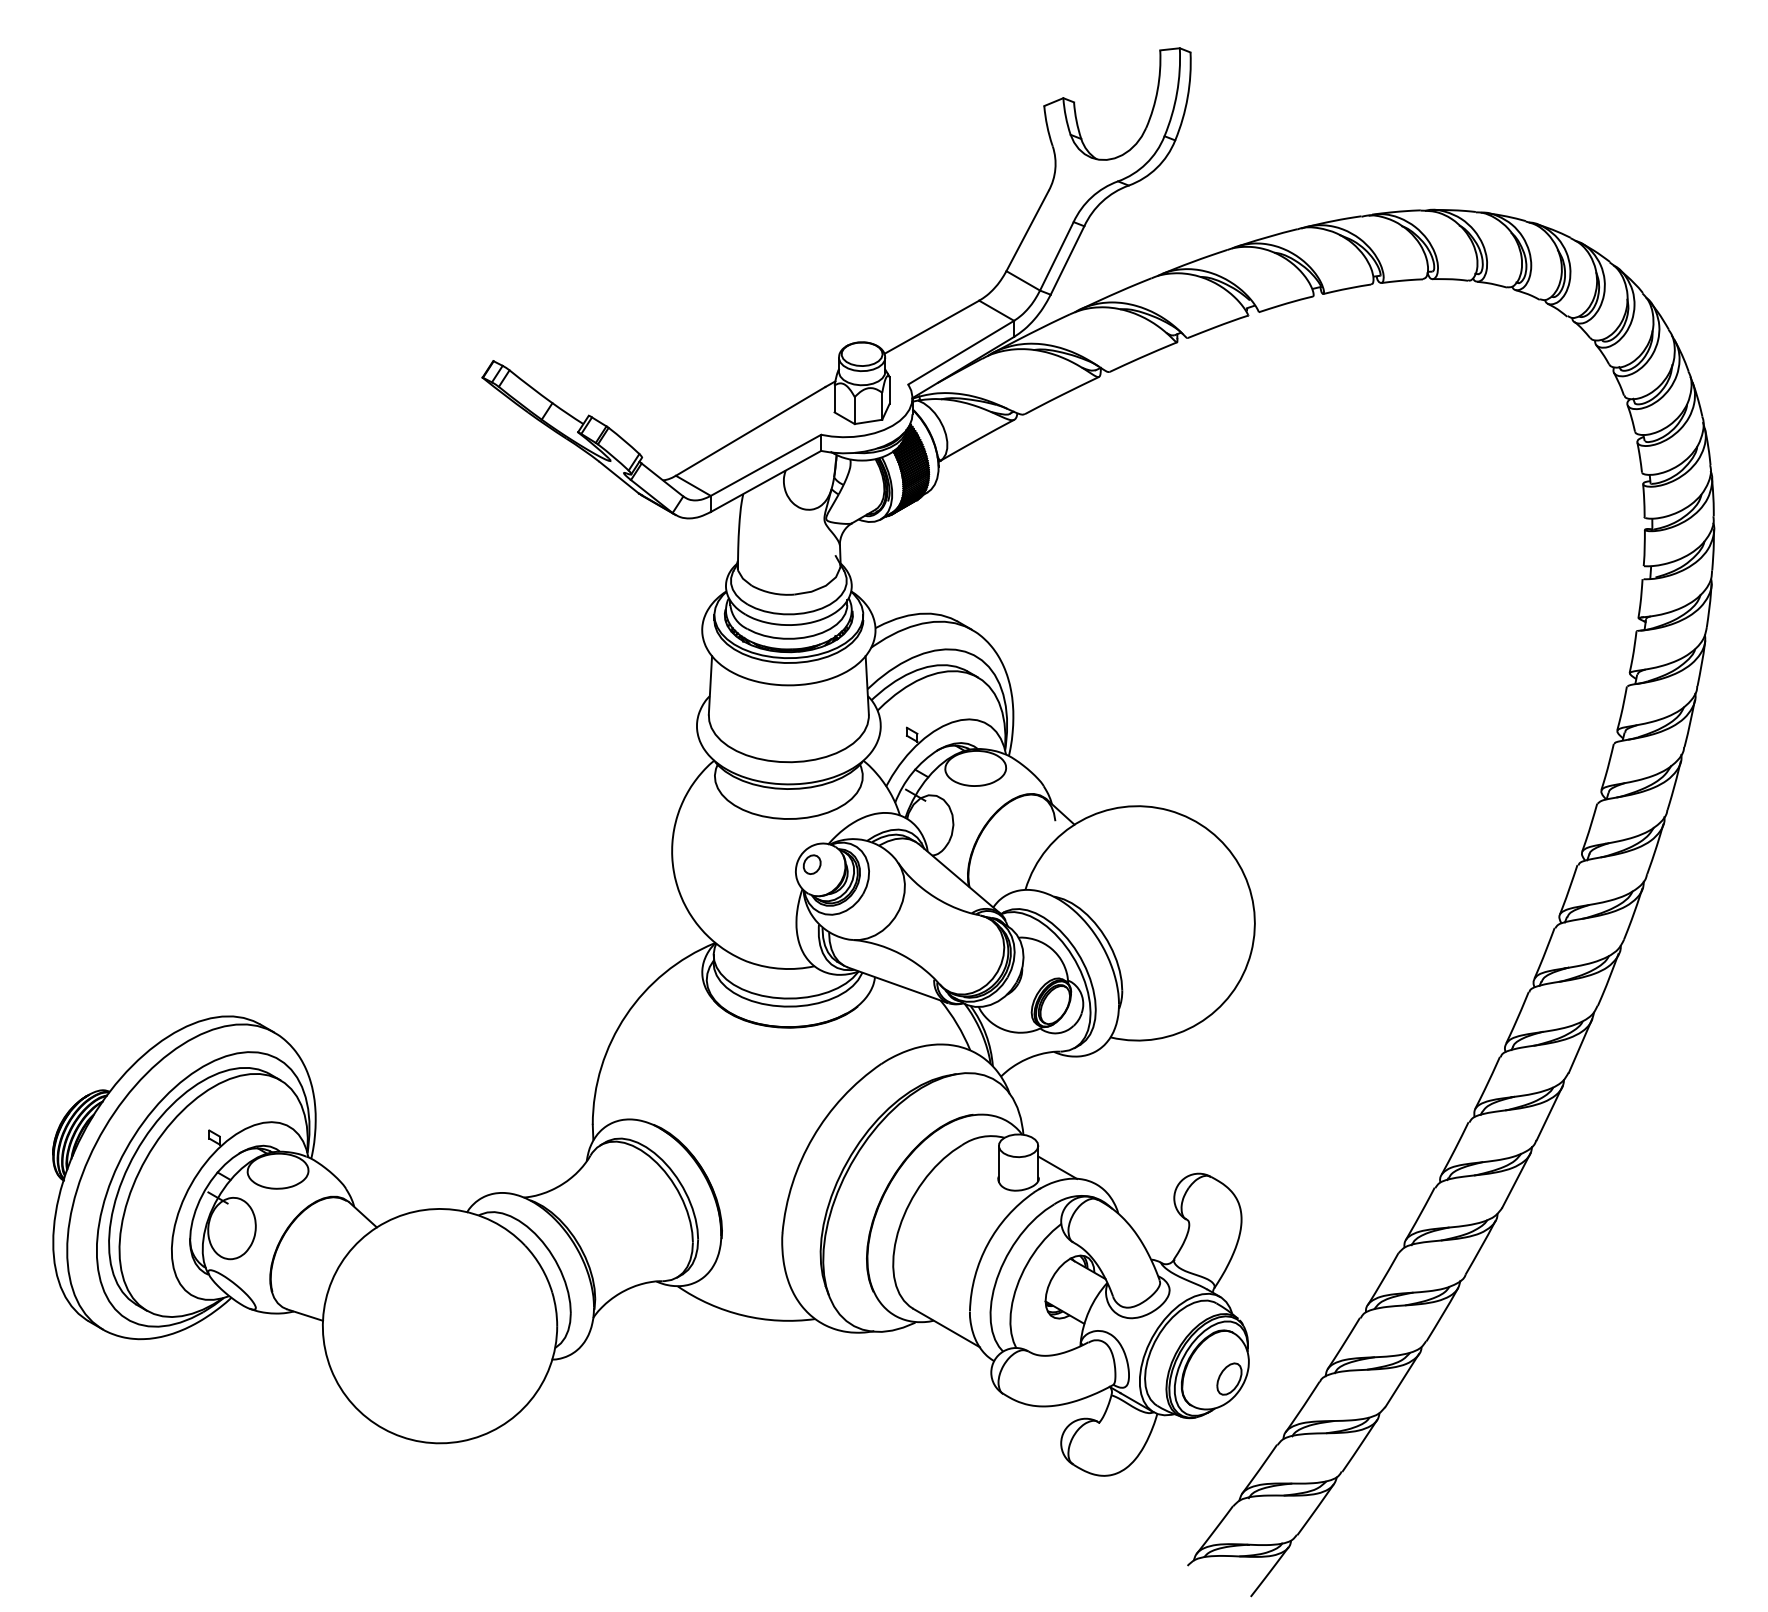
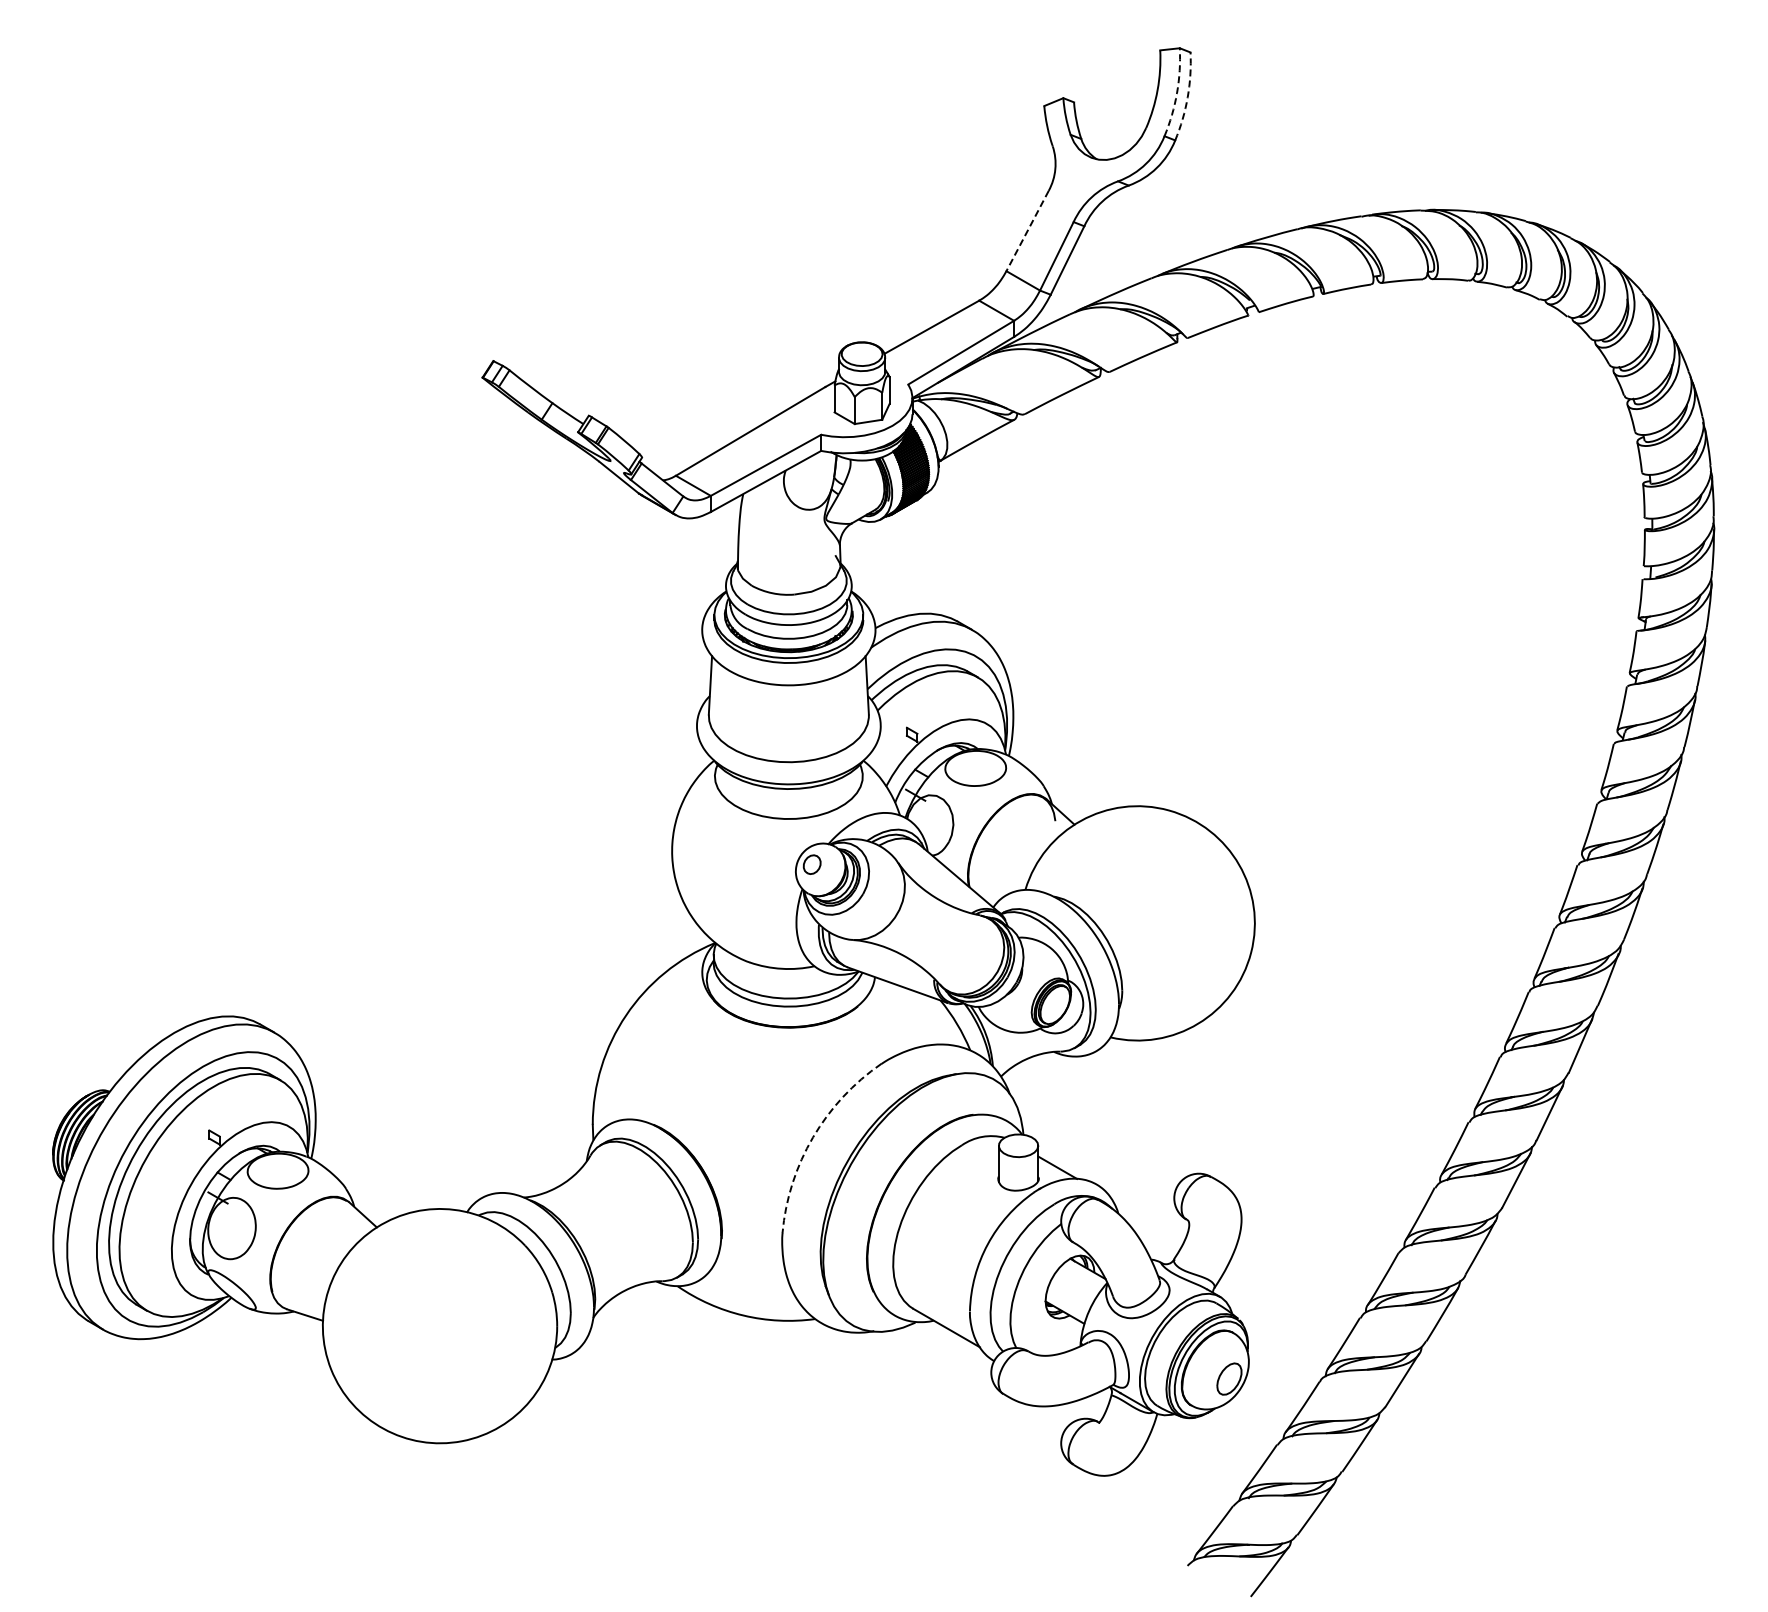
arc: solid -> dashed (1177, 93)
arc: solid -> dashed (1187, 97)
line: solid -> dashed (1027, 231)
arc: solid -> dashed (813, 1137)
